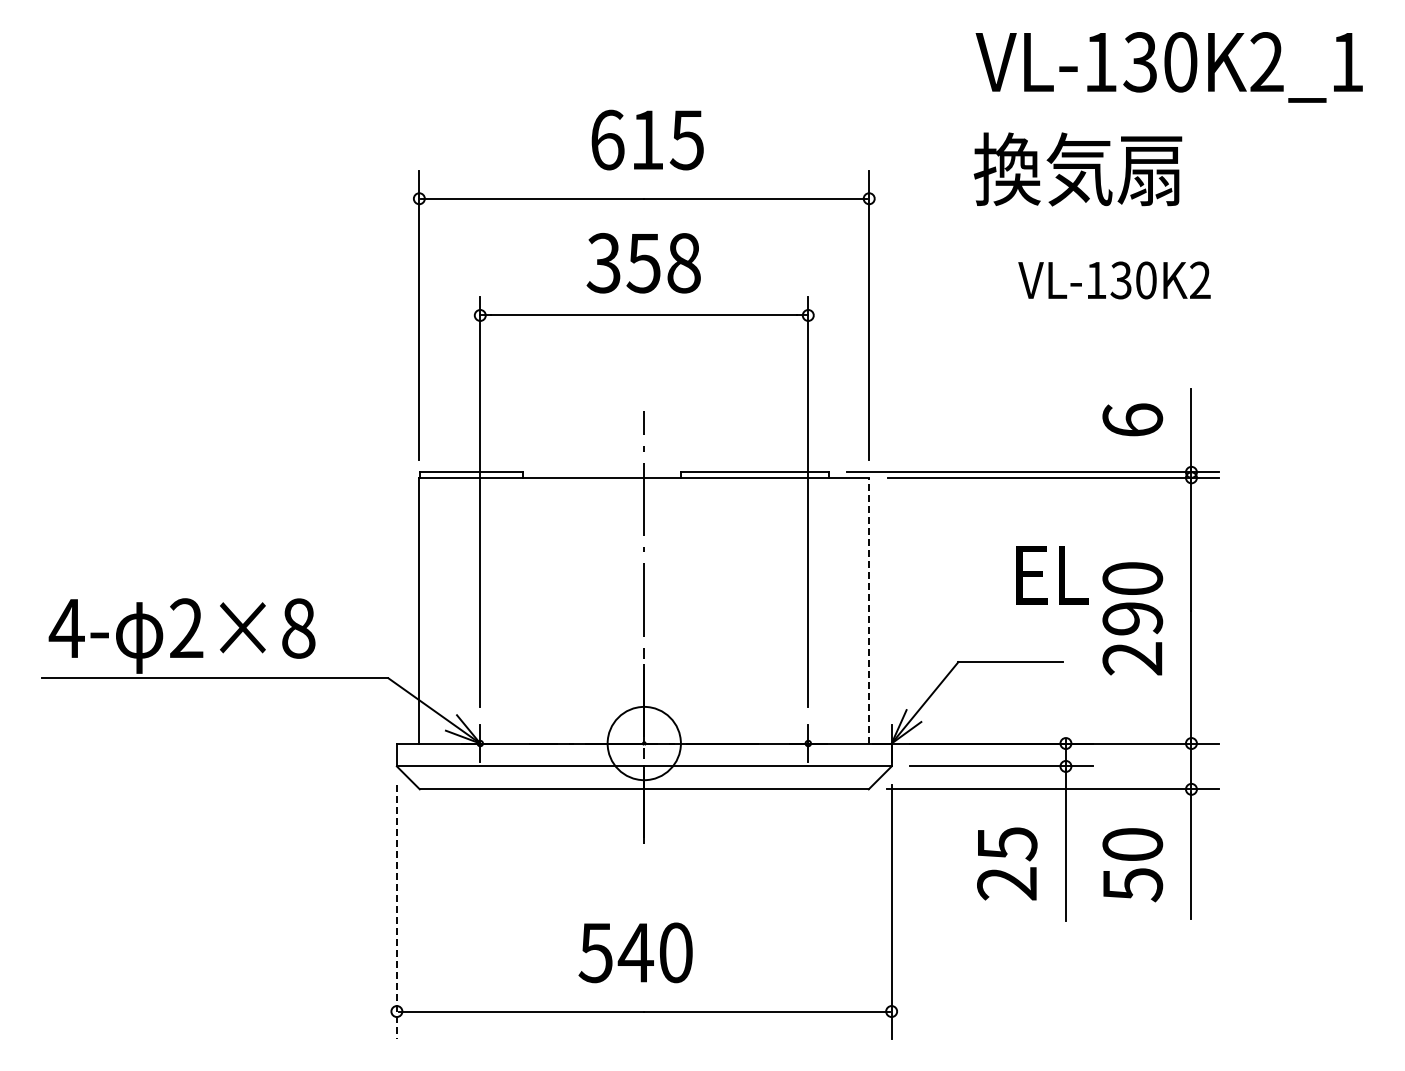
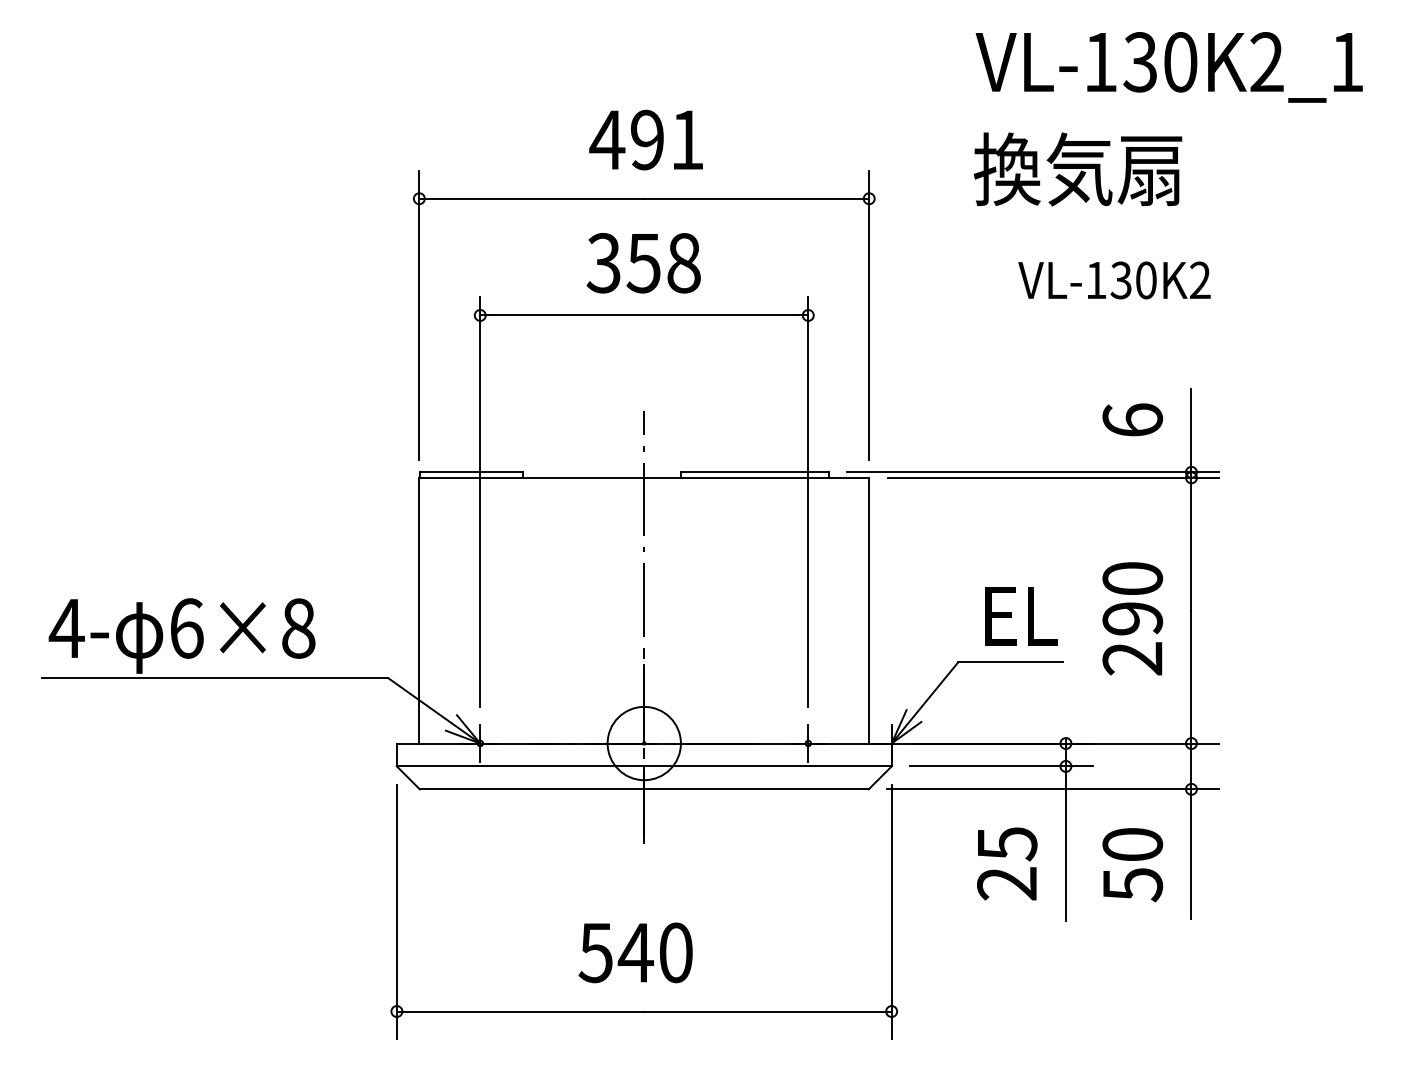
text: 615 -> 491 (646, 139)
text position: (1052, 575) -> (1021, 616) (1021, 616)
line: dashed -> solid (869, 610)
text: 2×8 -> 6×8 (186, 628)
line: dashed -> solid (396, 912)
